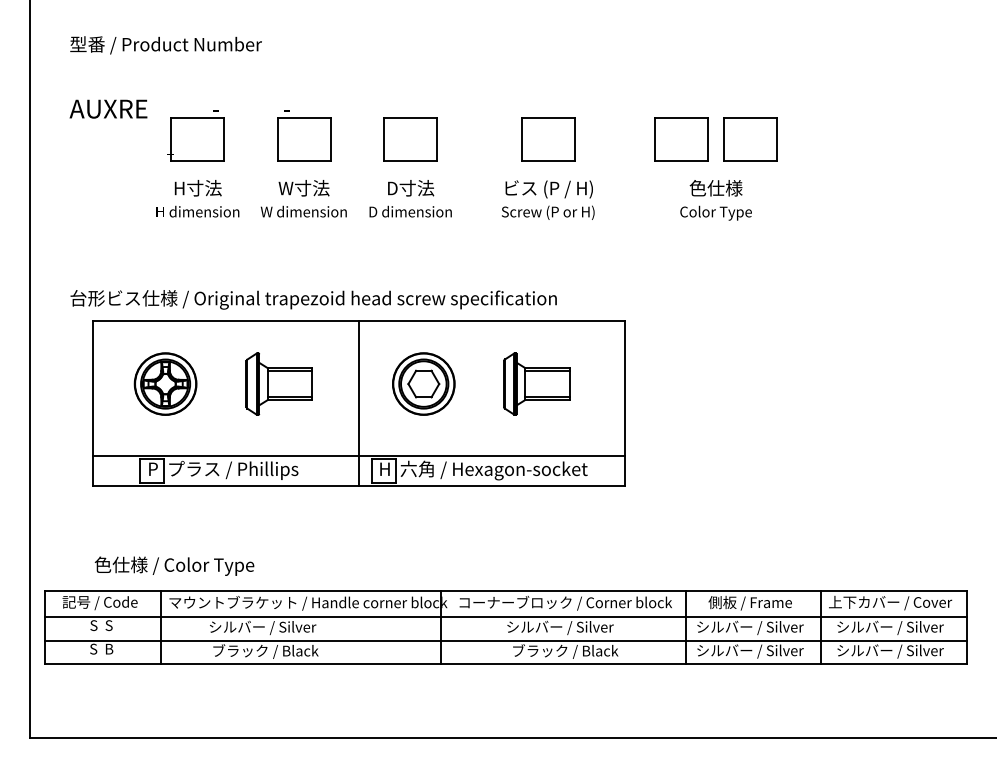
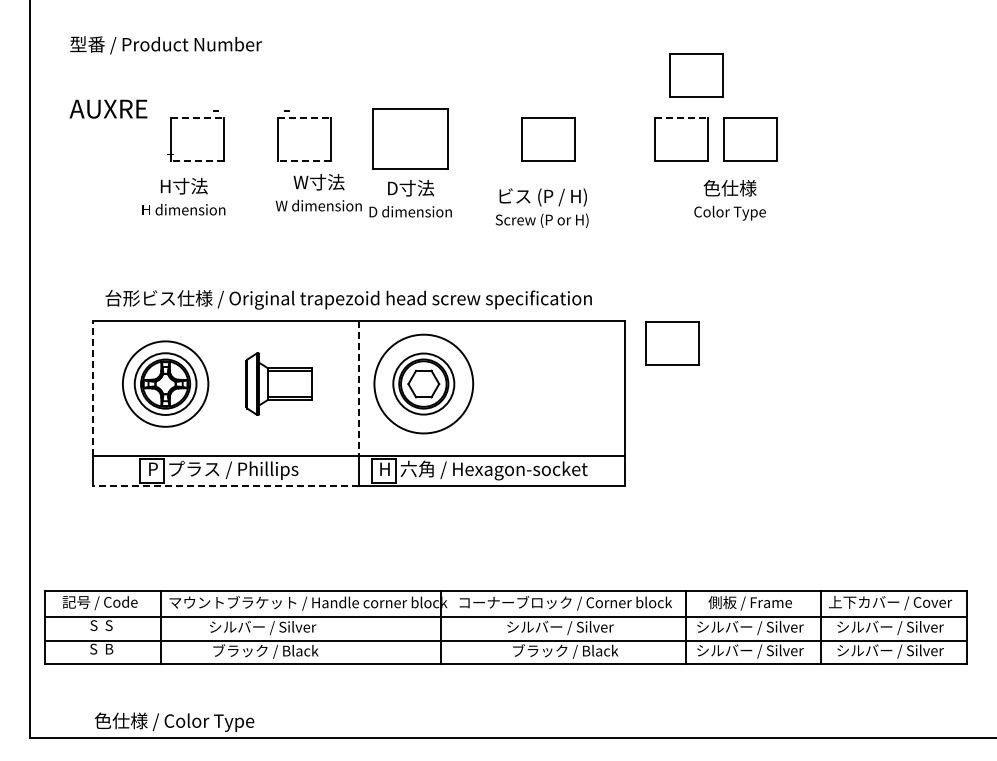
part: none -> present (696, 75)
line: solid -> dashed (197, 118)
line: solid -> dashed (304, 118)
line: solid -> dashed (681, 118)
part size: 55x45 px -> 77x62 px (410, 138)
line: solid -> dashed (197, 160)
line: solid -> dashed (304, 160)
text position: (197, 198) -> (183, 196) (183, 196)
text position: (303, 198) -> (318, 192) (318, 192)
text position: (548, 199) -> (542, 207) (542, 207)
text position: (715, 200) -> (729, 200) (729, 200)
text position: (313, 299) -> (348, 299) (348, 299)
part: none -> present (672, 343)
circle diameter: 61 px -> 85 px (165, 383)
circle diameter: 62 px -> 99 px (423, 383)
part: present -> none (536, 383)
line: solid -> dashed (93, 388)
line: solid -> dashed (359, 389)
line: solid -> dashed (225, 486)
text position: (174, 565) -> (174, 721) (174, 721)
